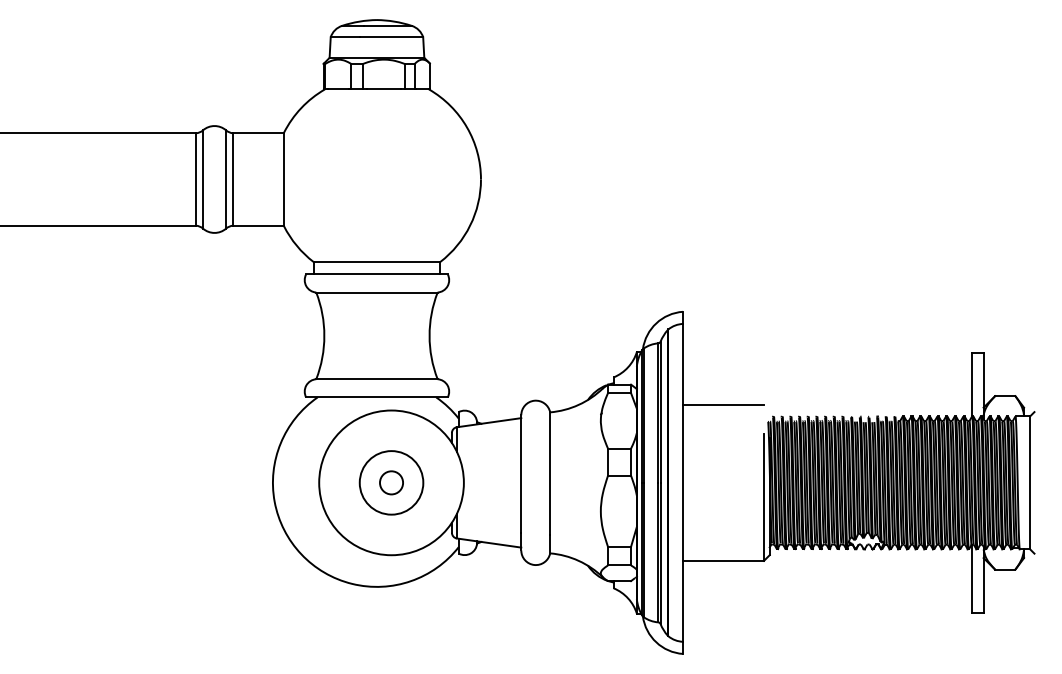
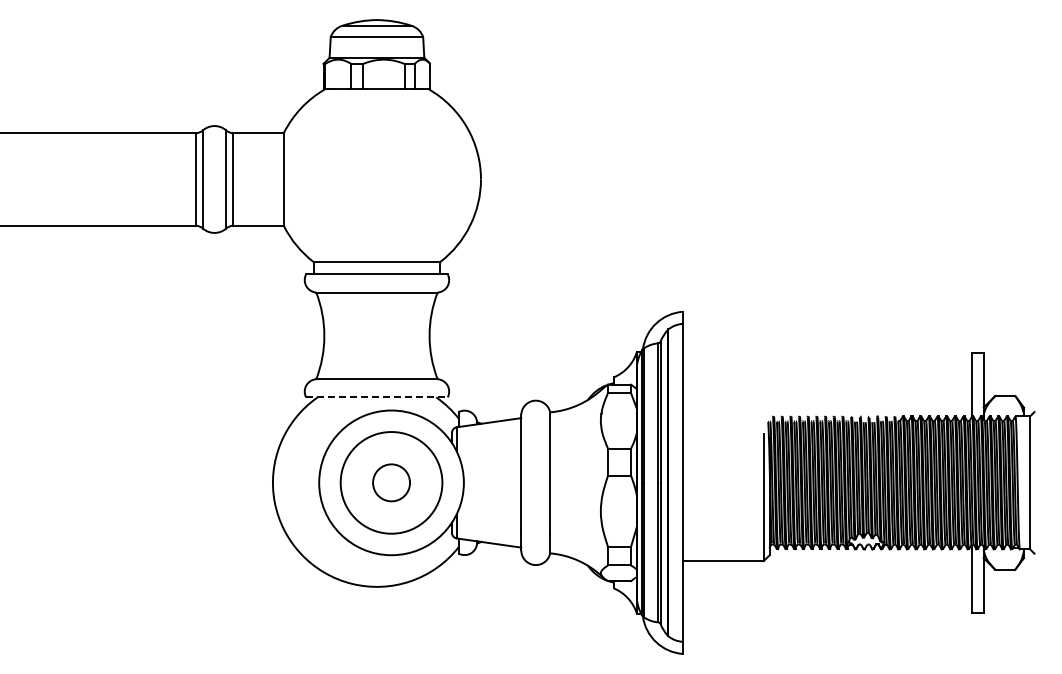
line: solid -> dashed (376, 397)
line: present -> none (723, 404)
circle diameter: 23 px -> 37 px (391, 482)
circle diameter: 64 px -> 102 px (391, 482)
